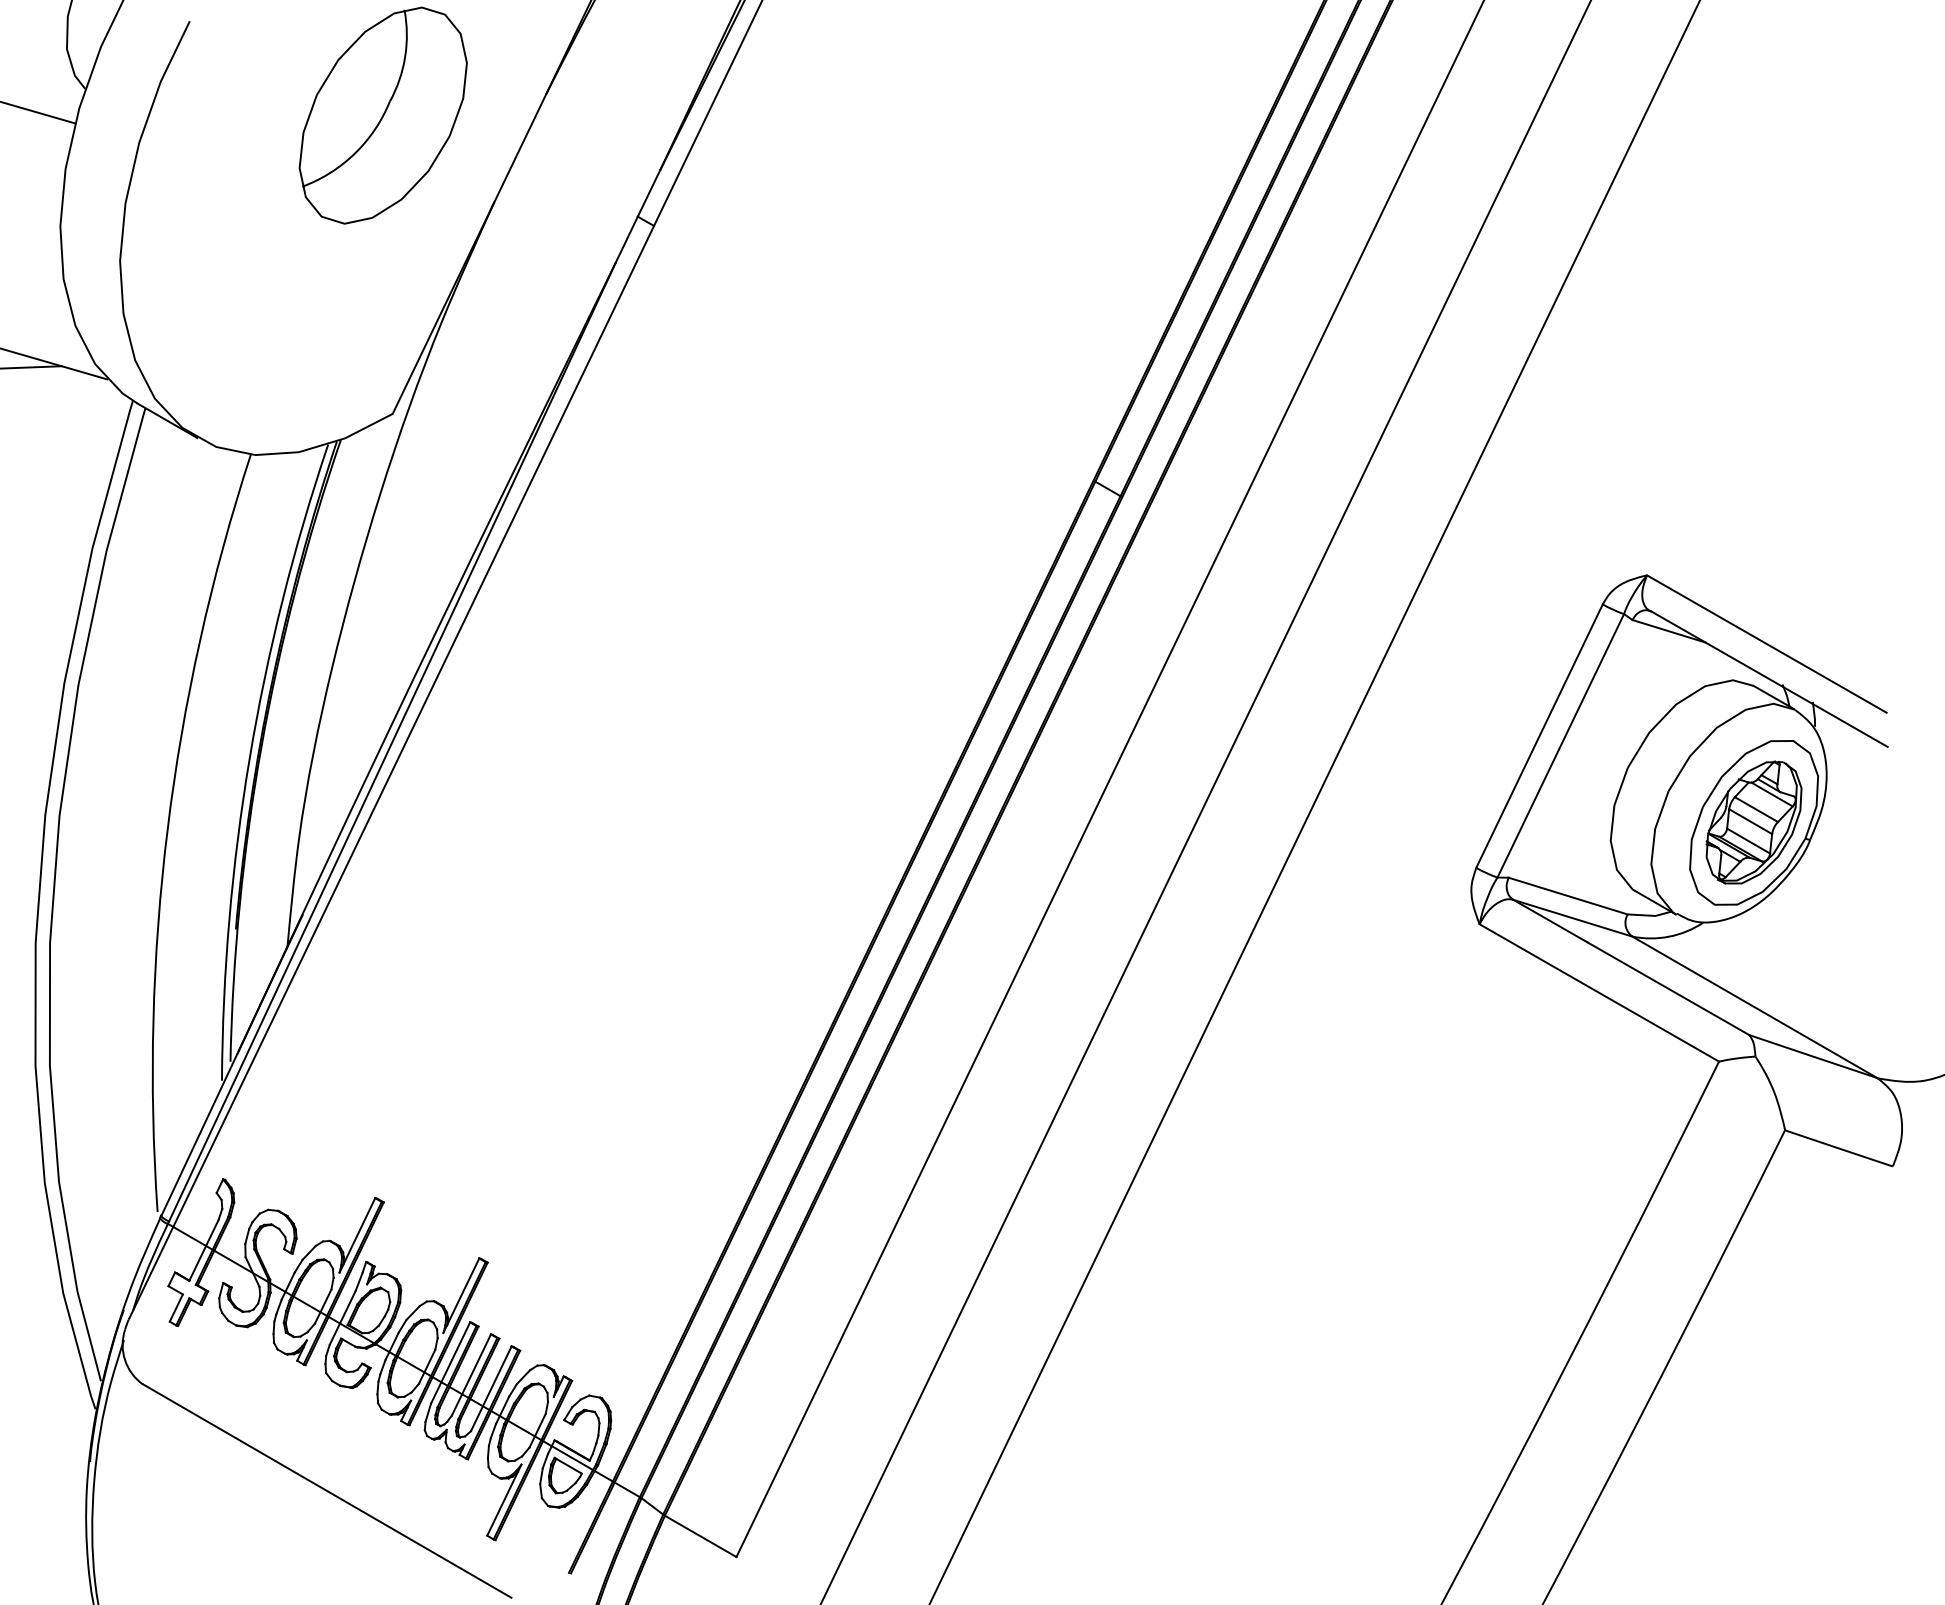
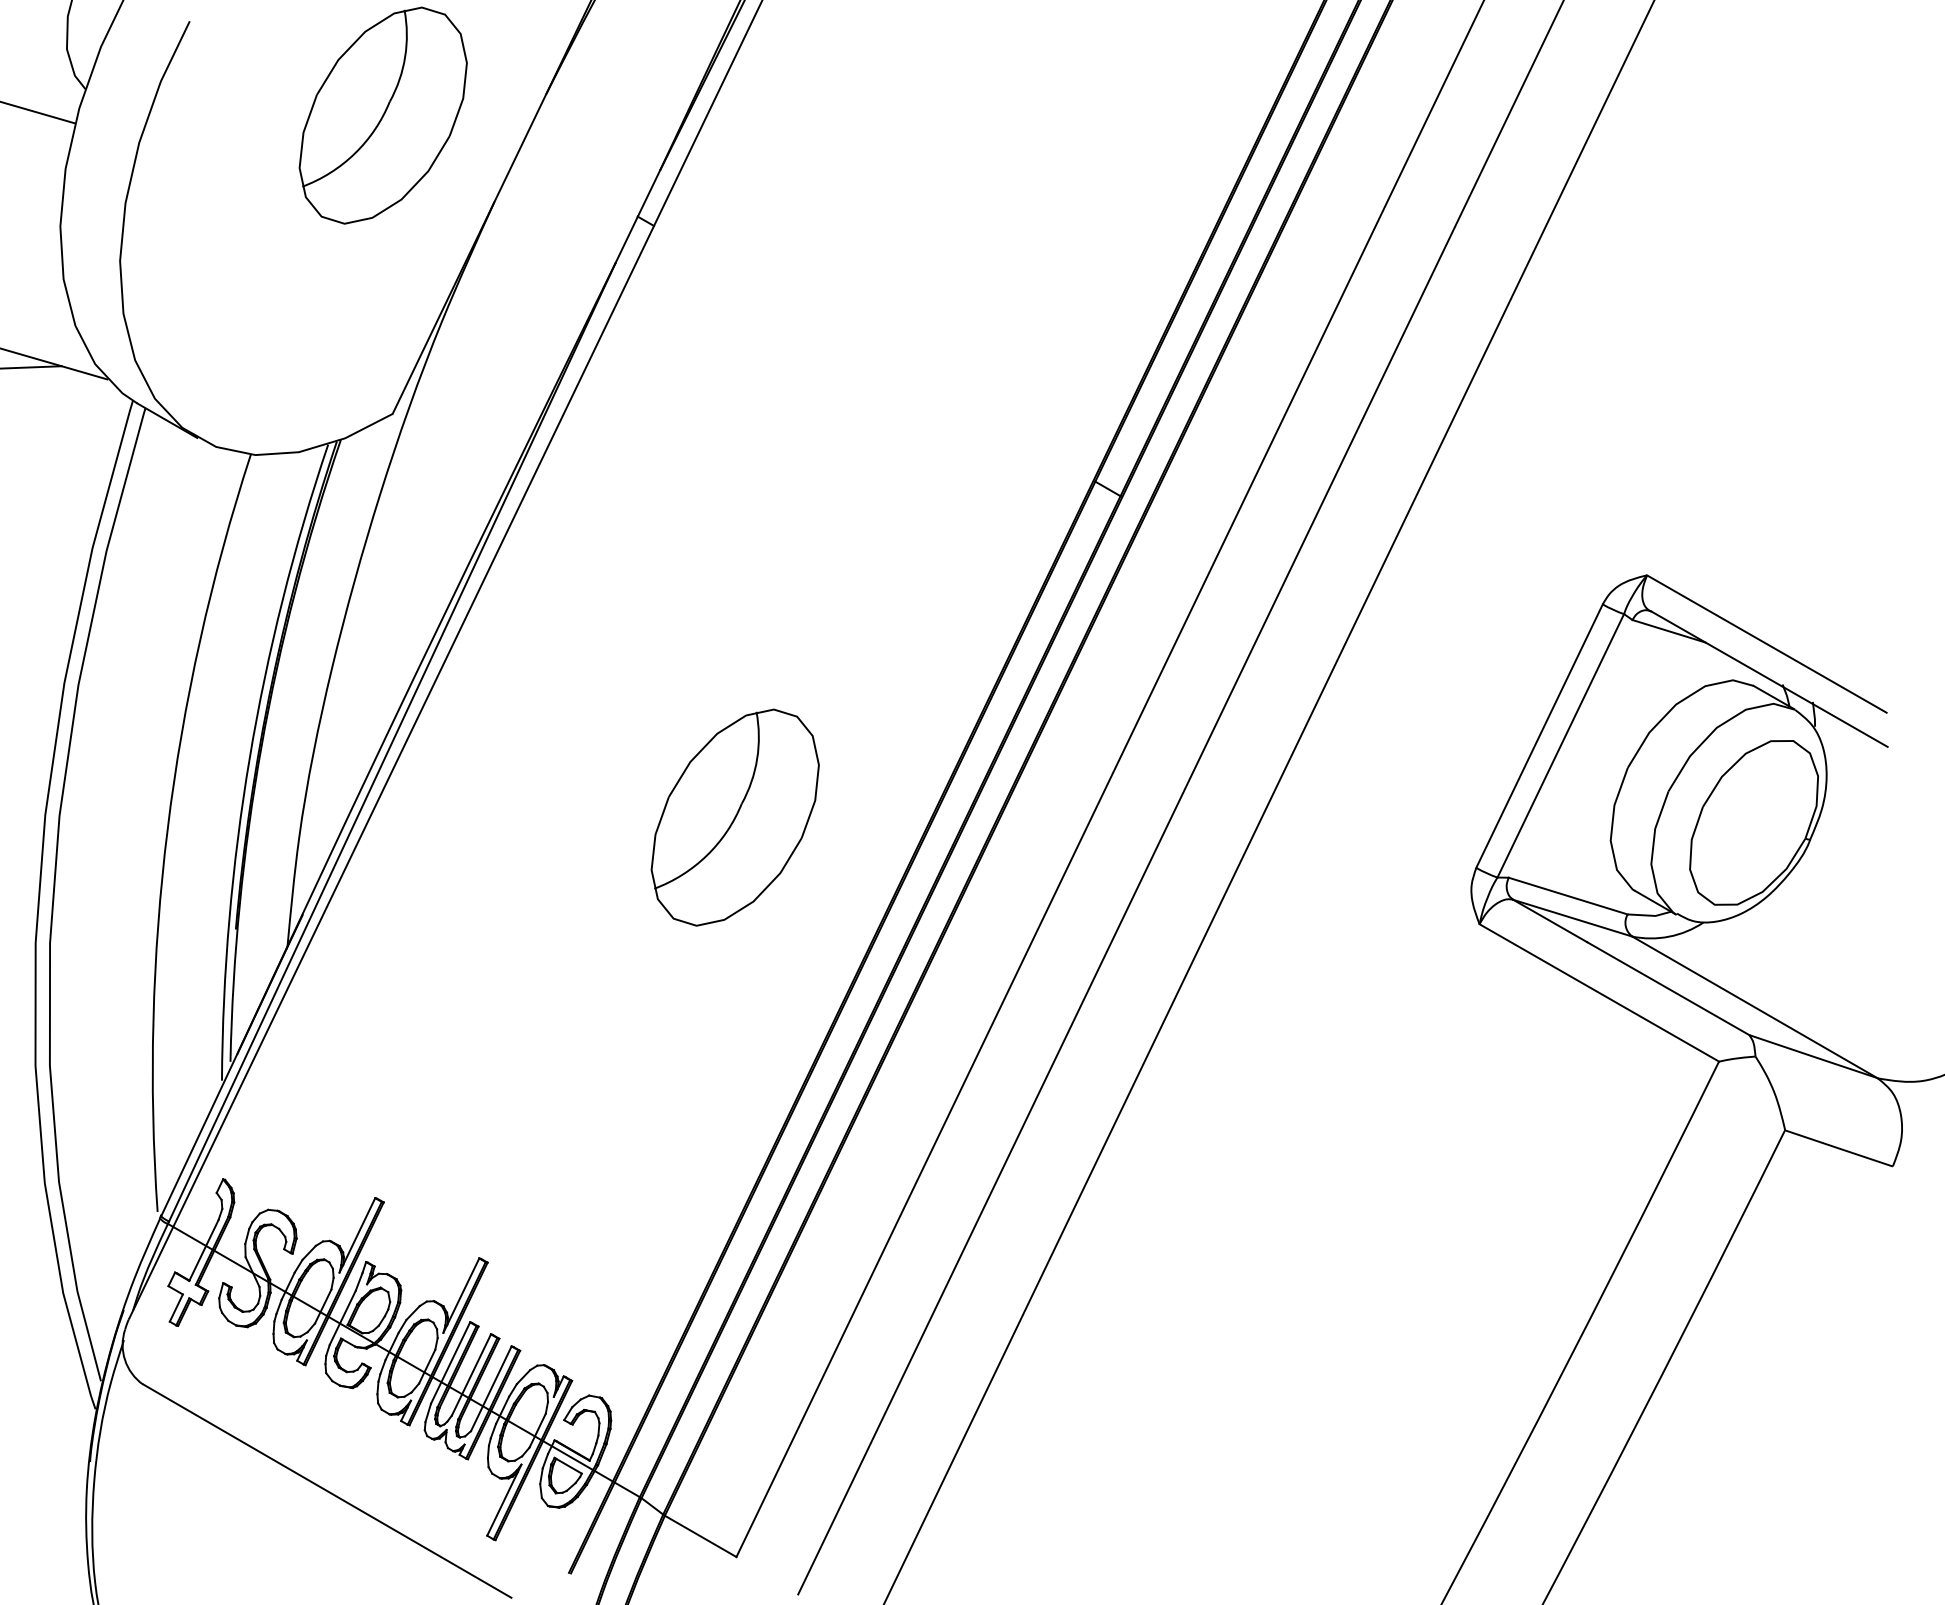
line position: (1205, 801) -> (1180, 798) (1180, 798)
line position: (1314, 801) -> (1269, 801) (1269, 801)
part: none -> present (734, 817)
part: present -> none (1753, 822)
